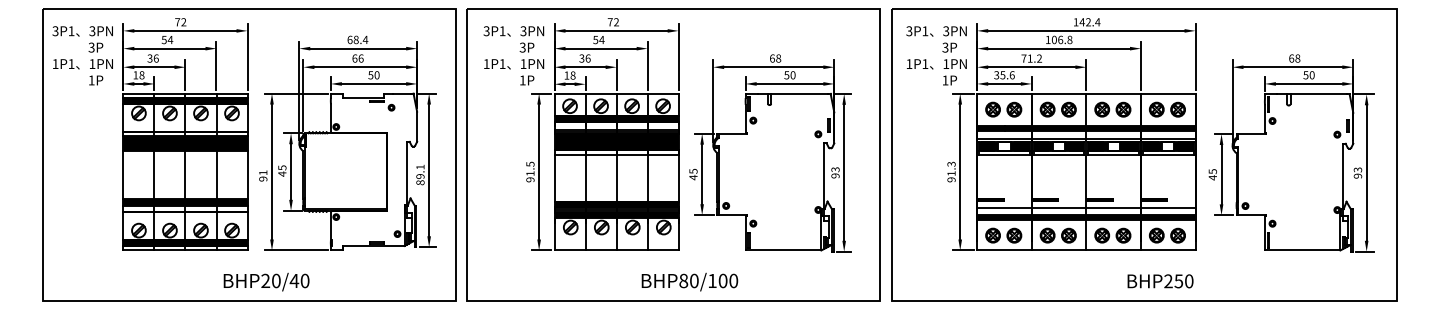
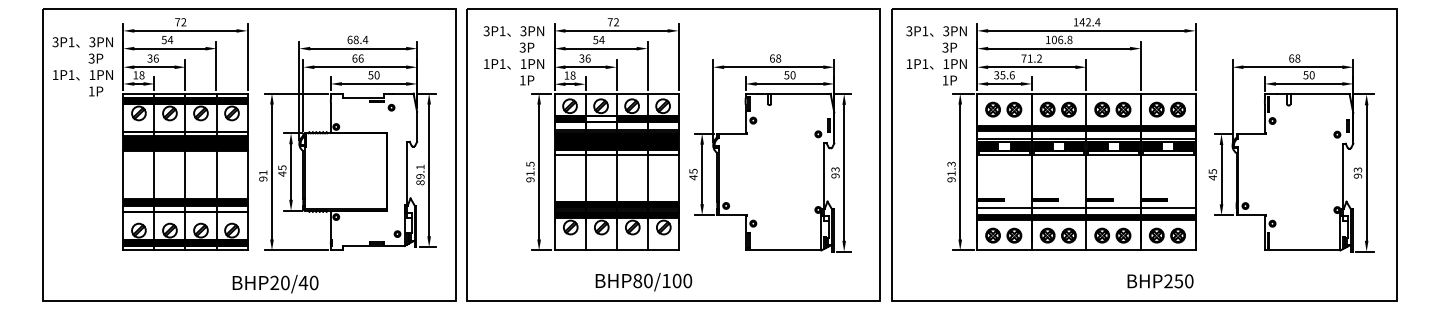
text position: (82, 55) -> (82, 66) (82, 66)
fill: present -> none (600, 118)
text position: (266, 281) -> (275, 283) (275, 283)
text position: (689, 281) -> (643, 281) (643, 281)
